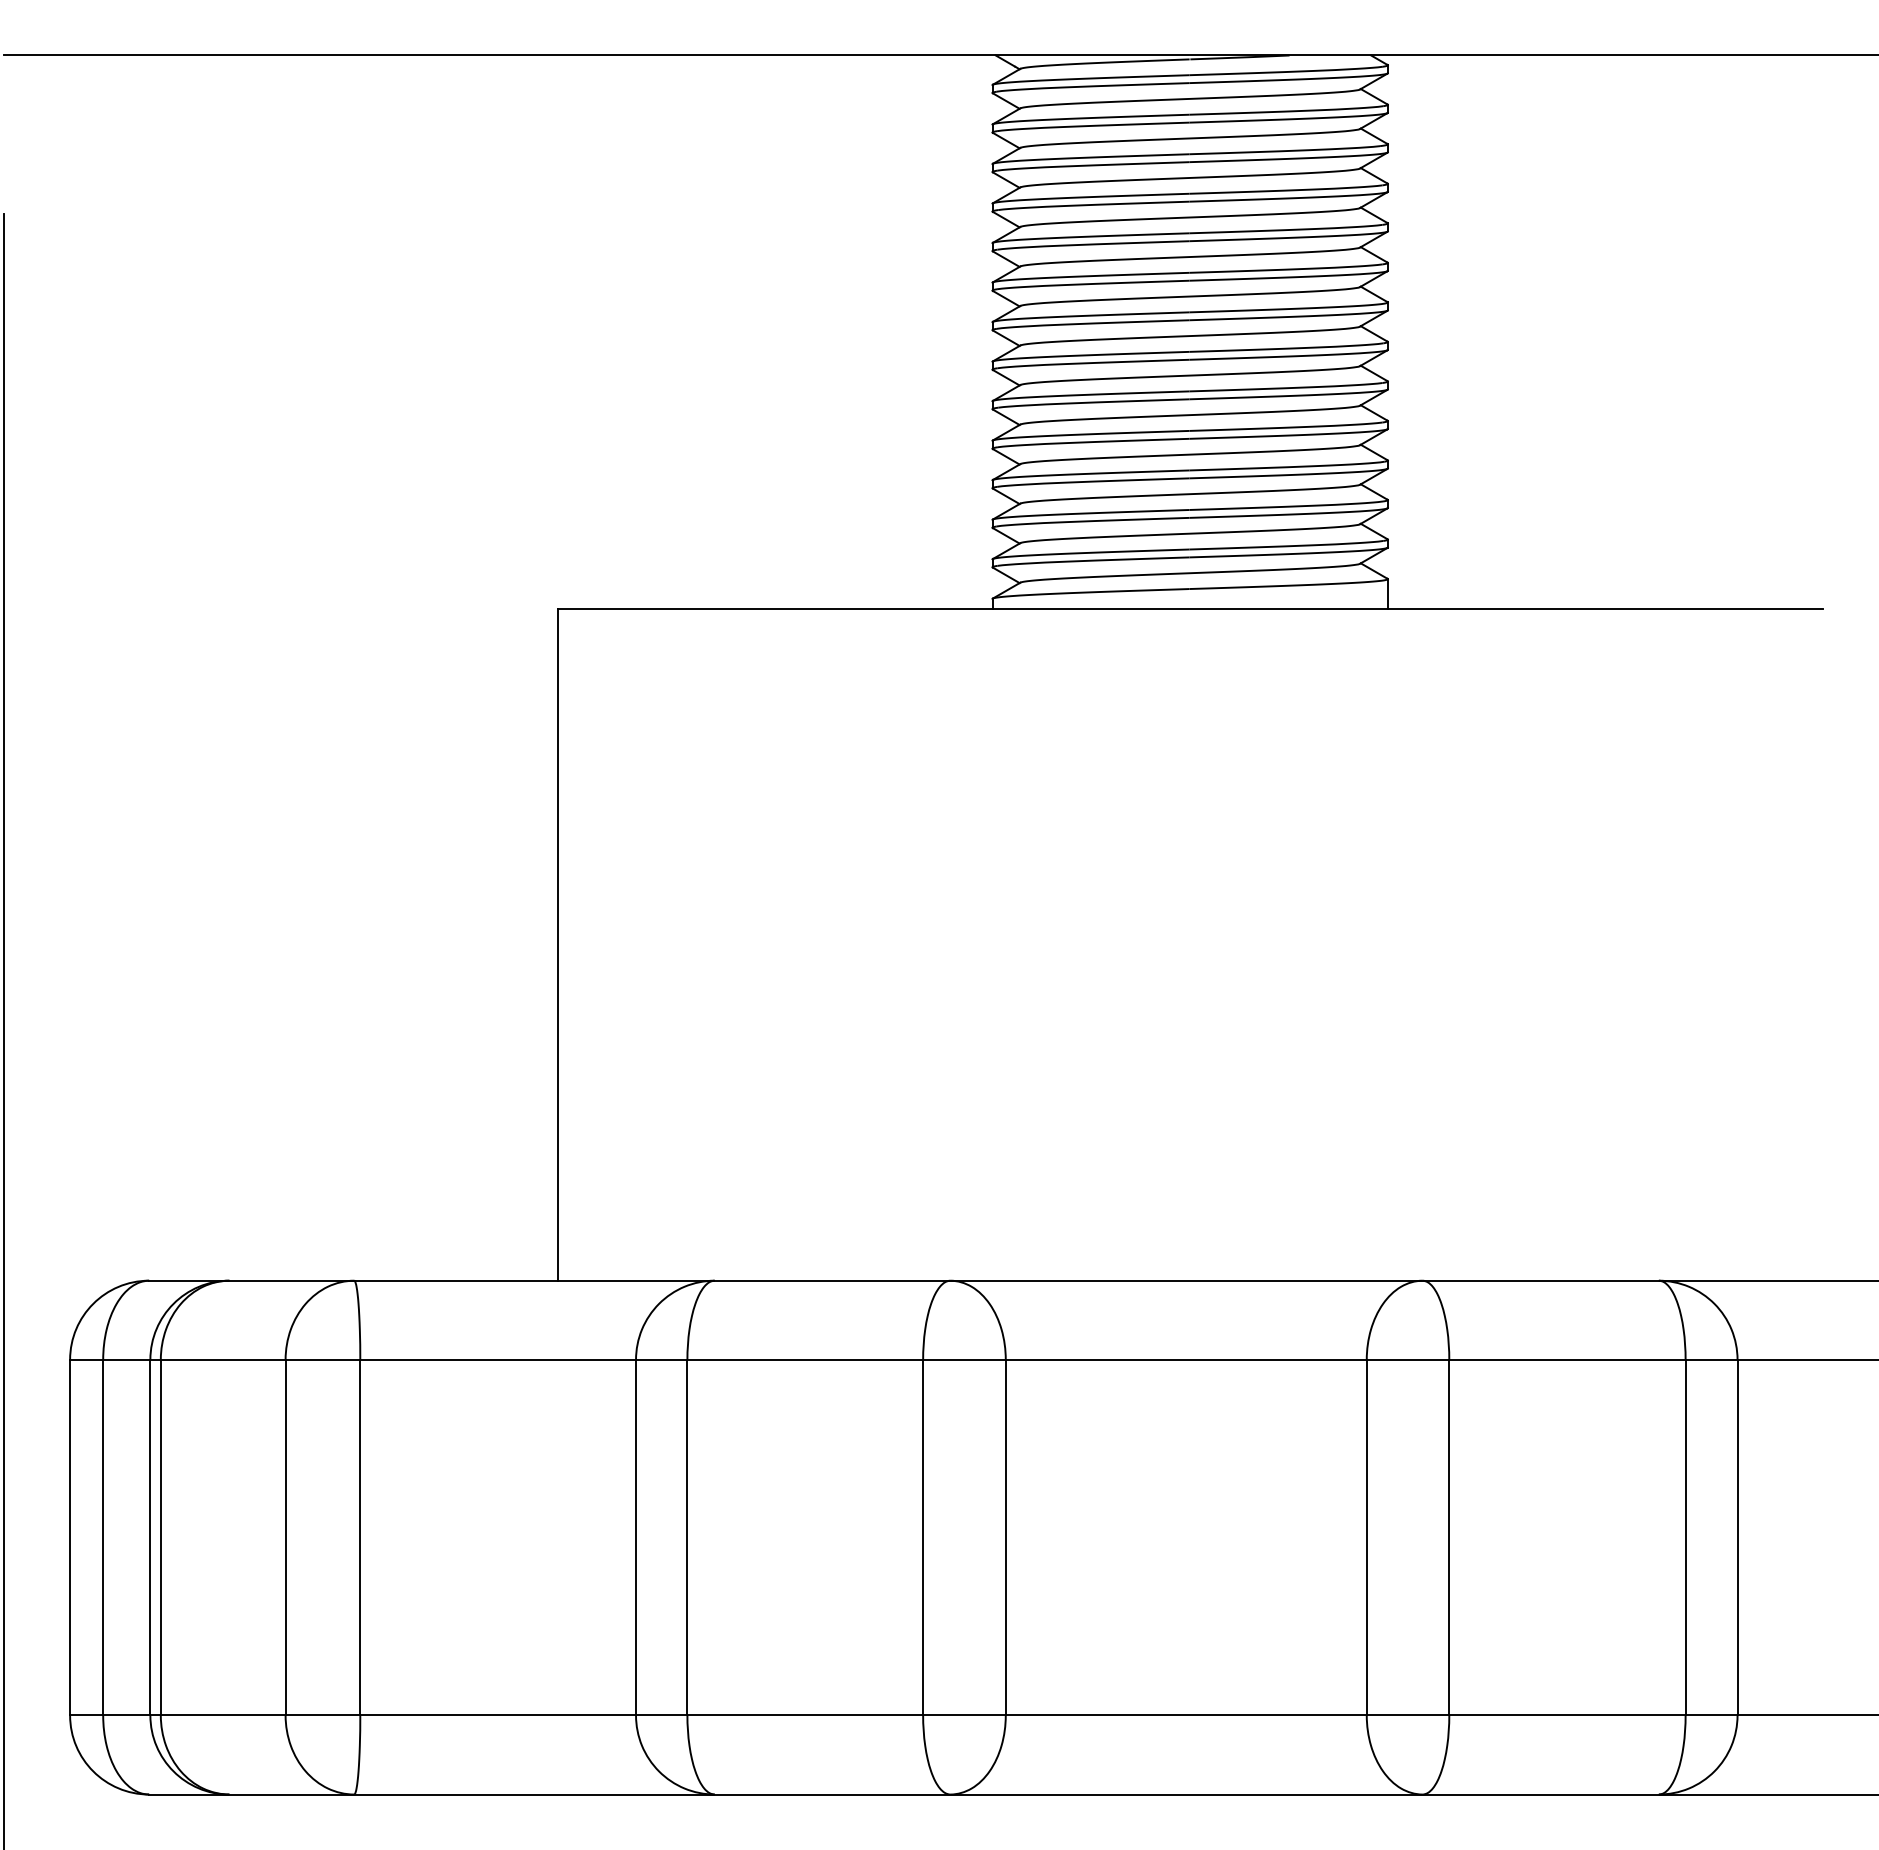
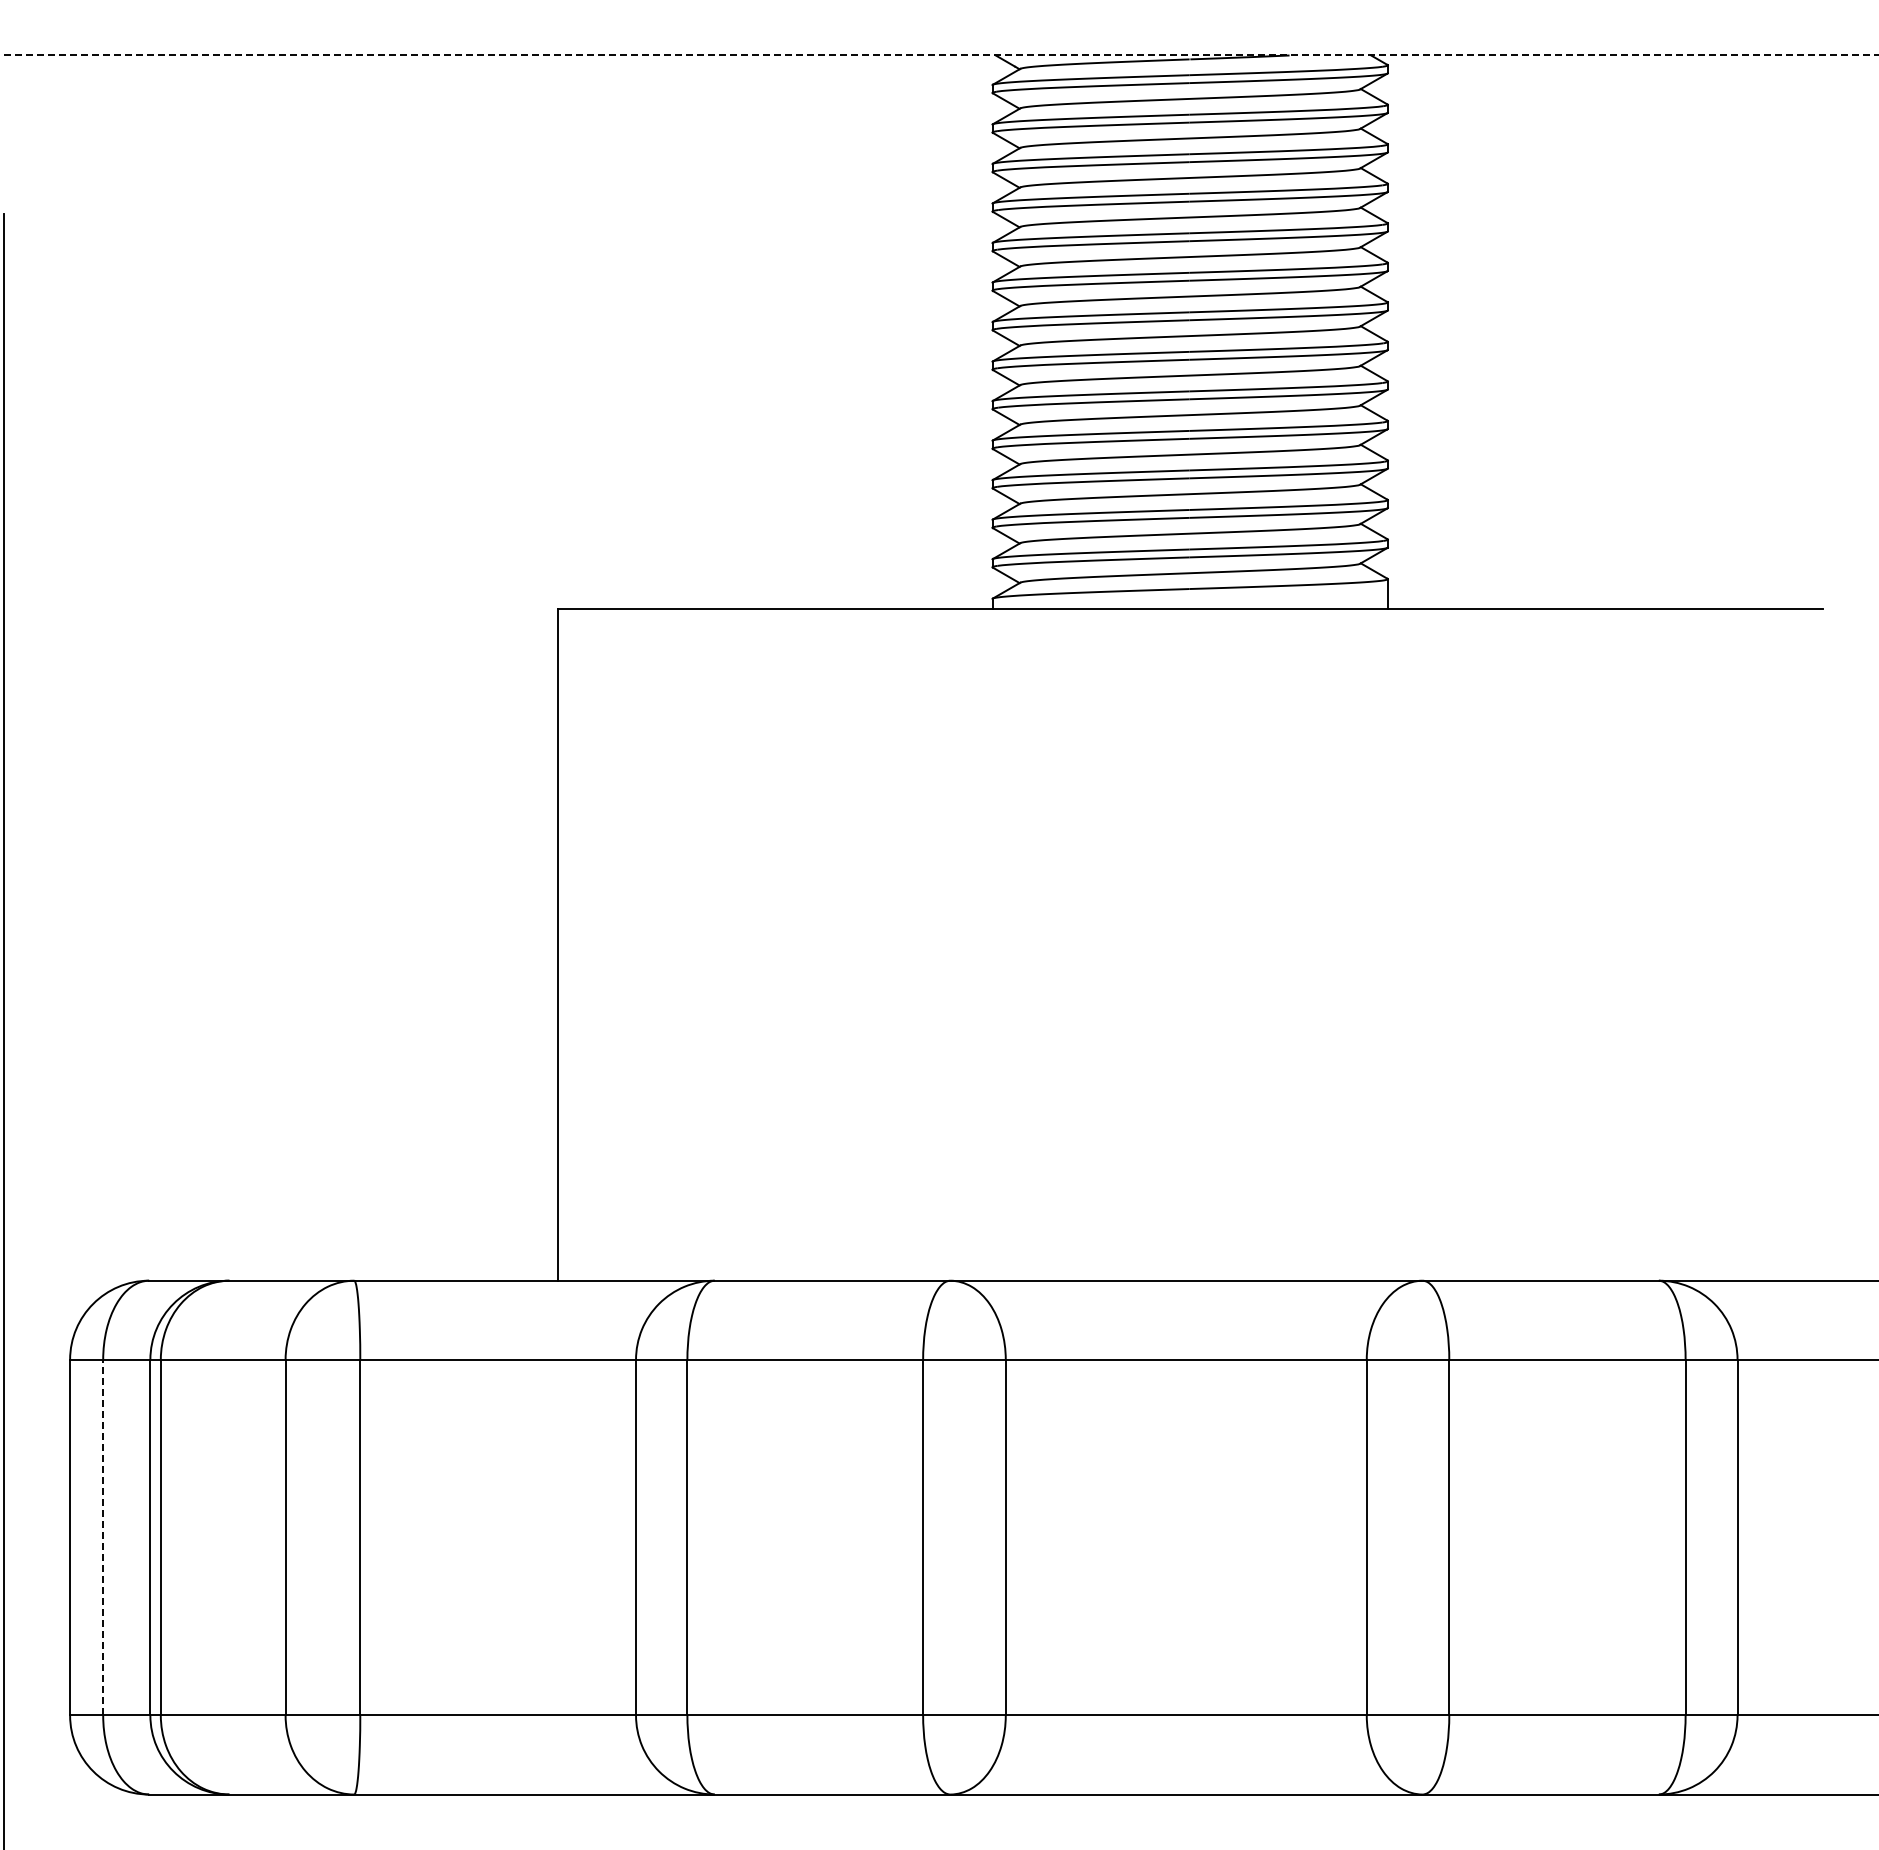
line: solid -> dashed (941, 55)
line: solid -> dashed (103, 1537)
